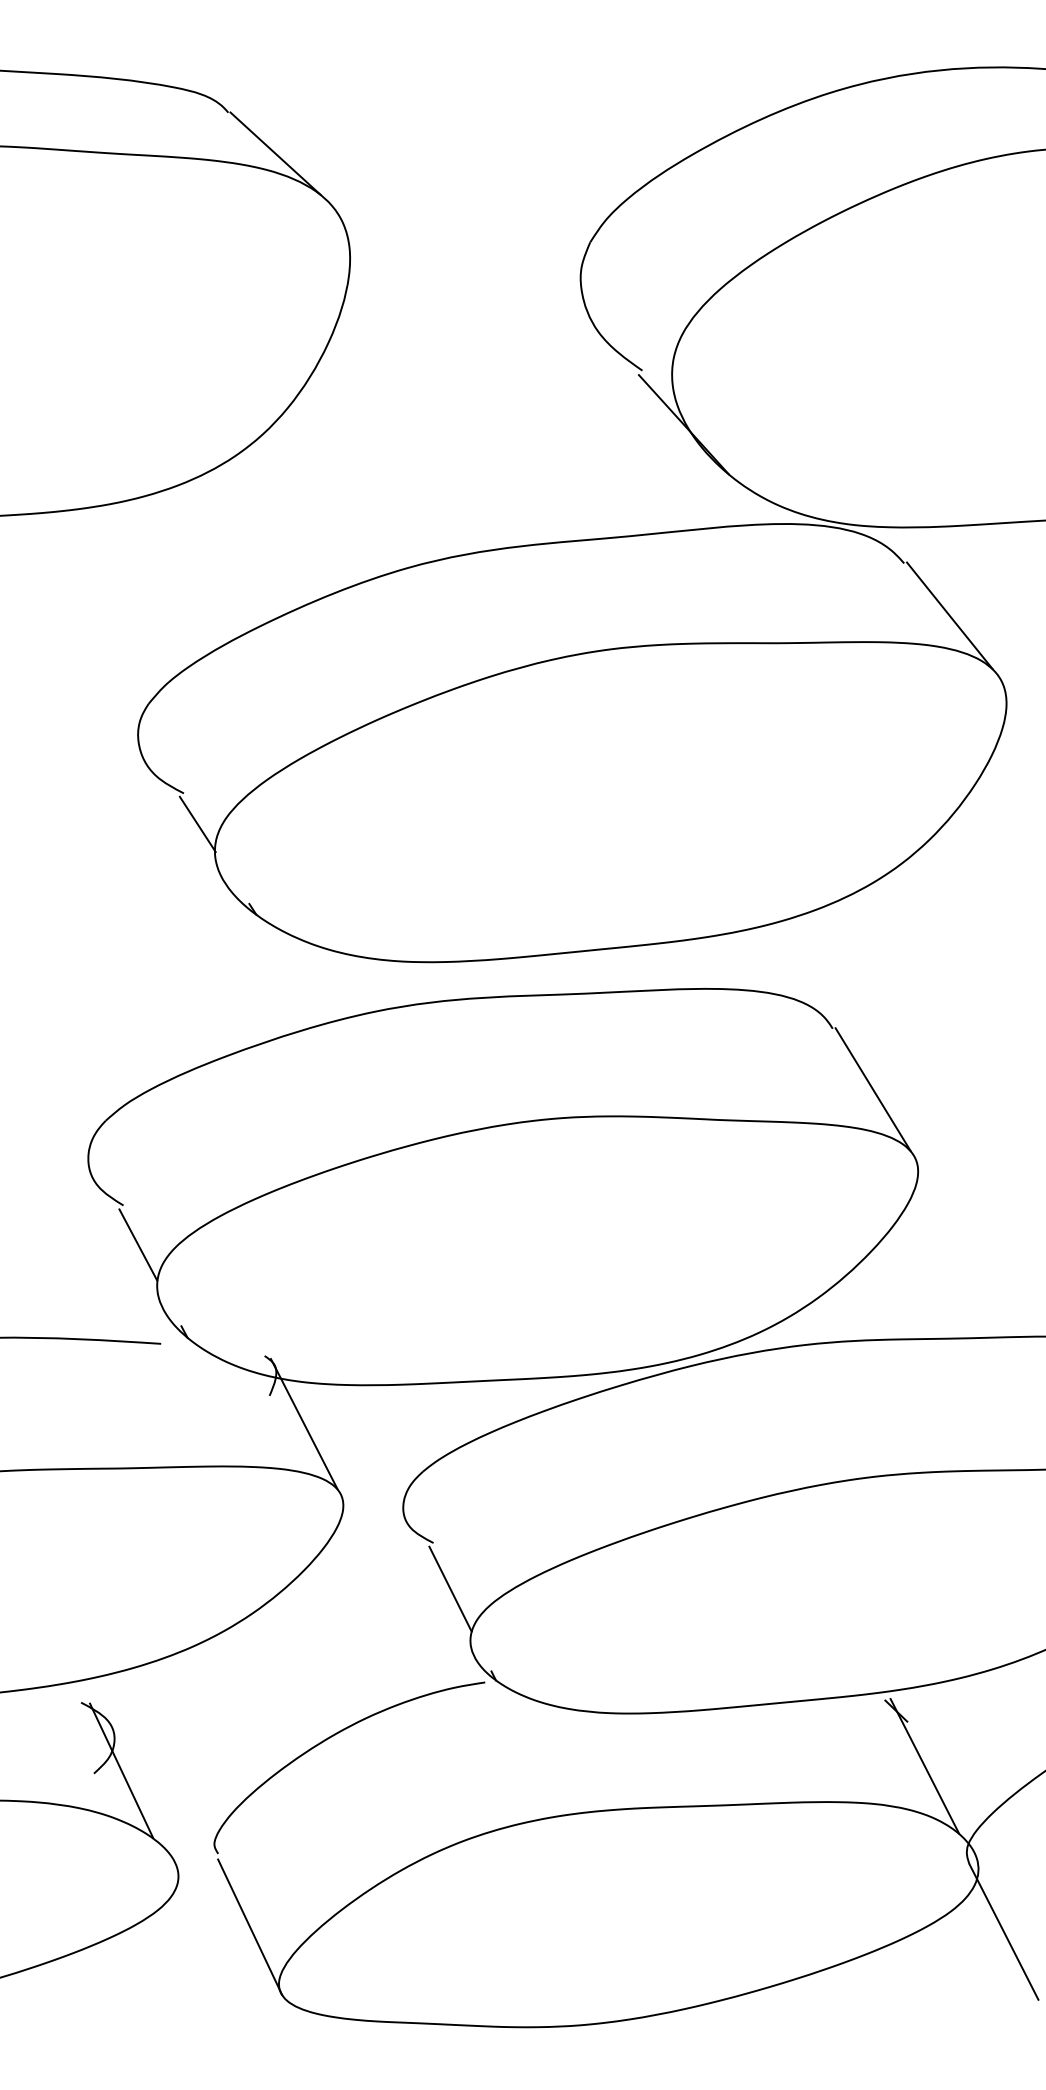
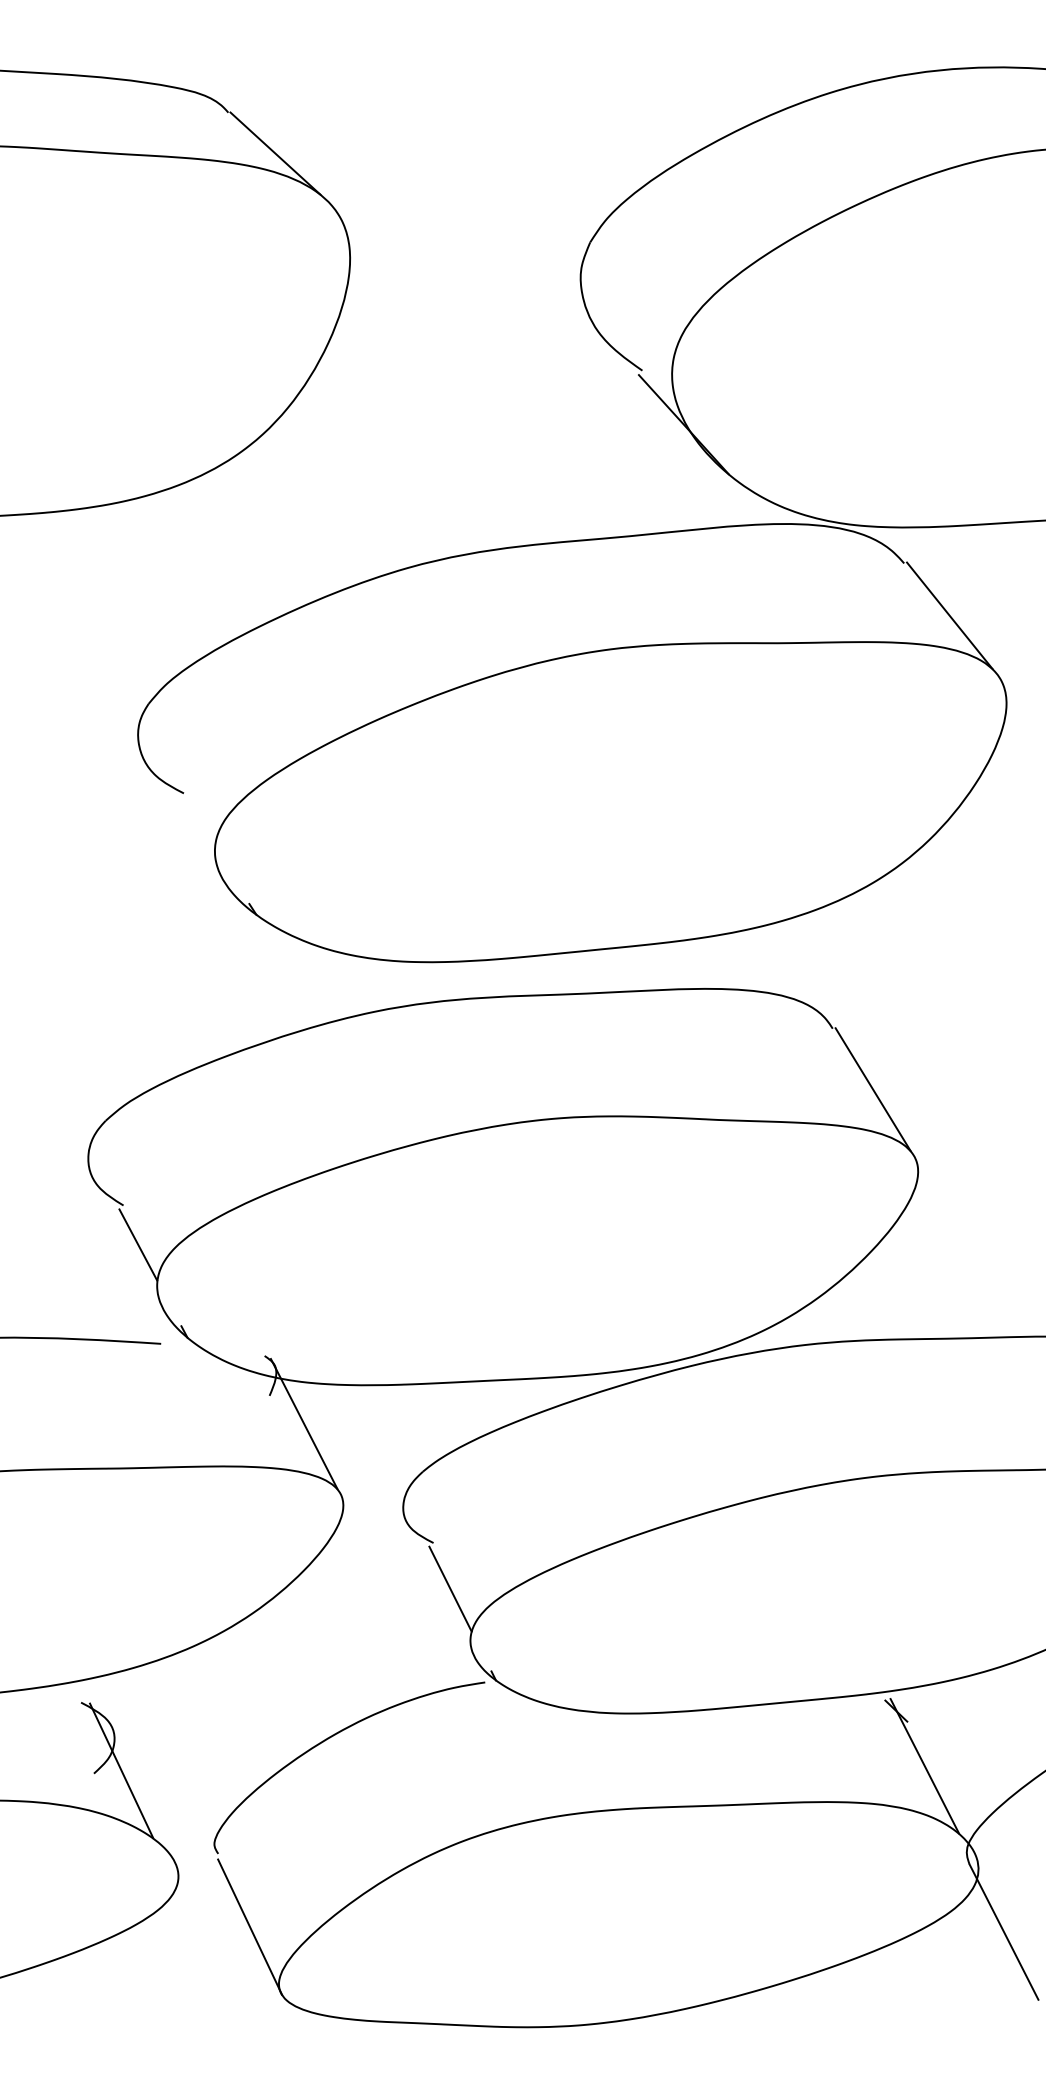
line: present -> none (197, 824)
